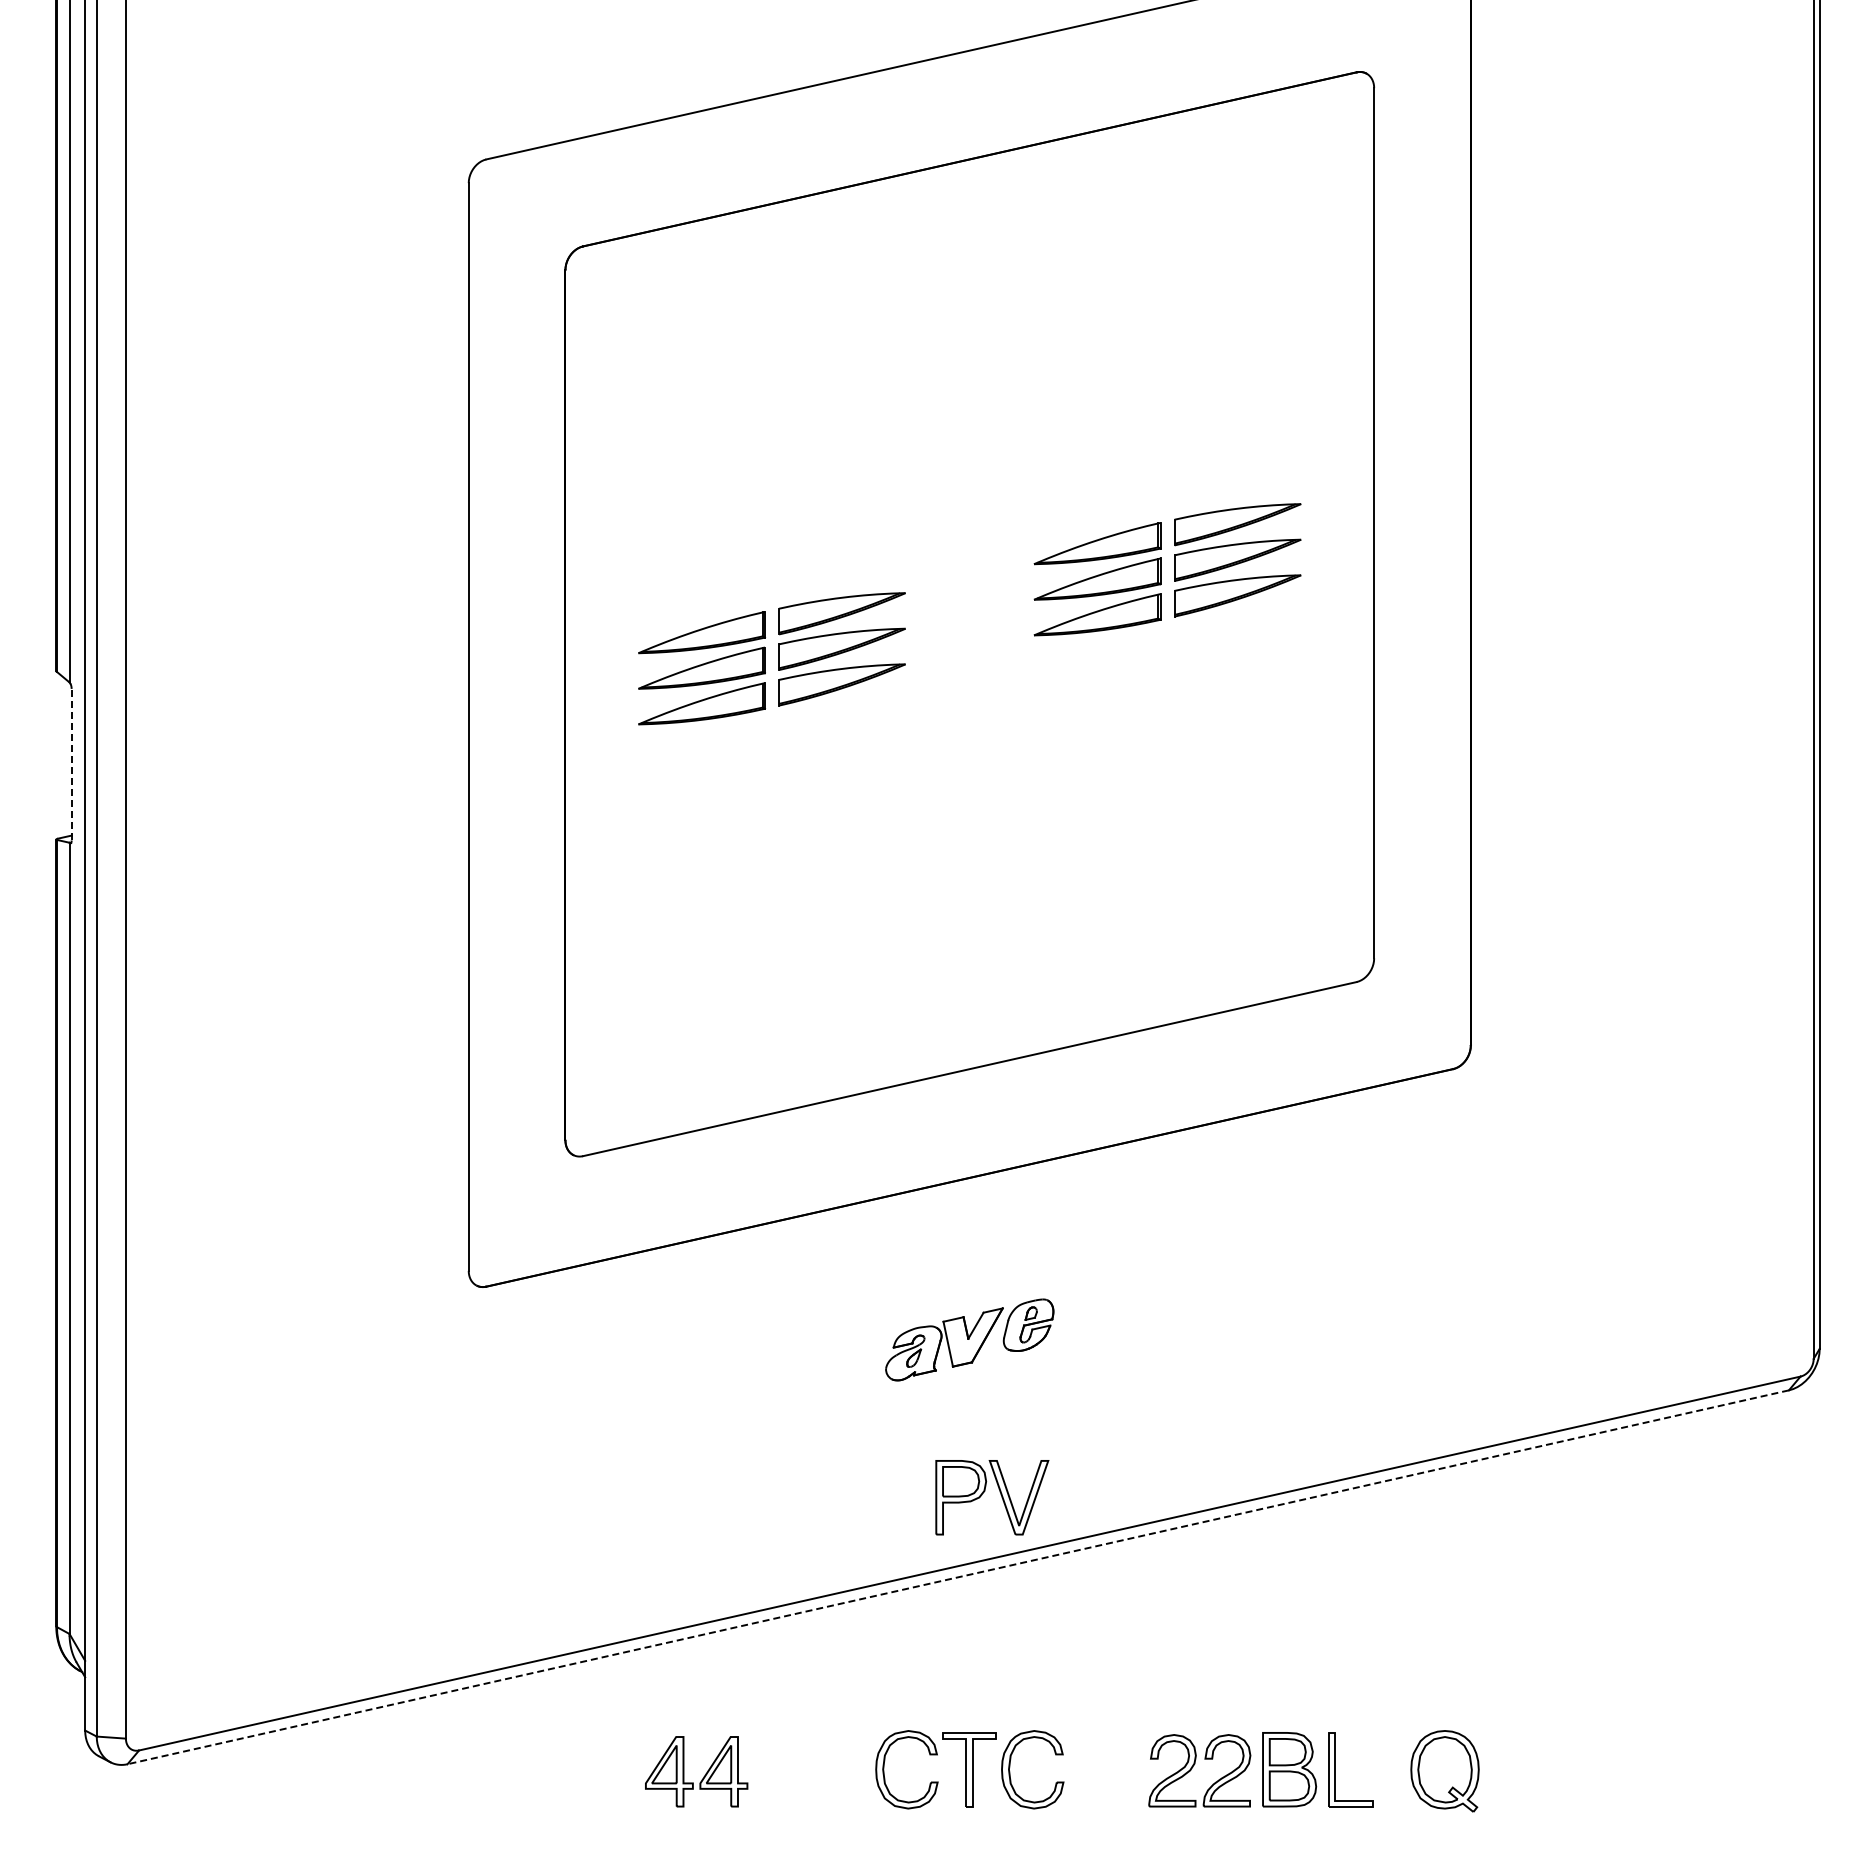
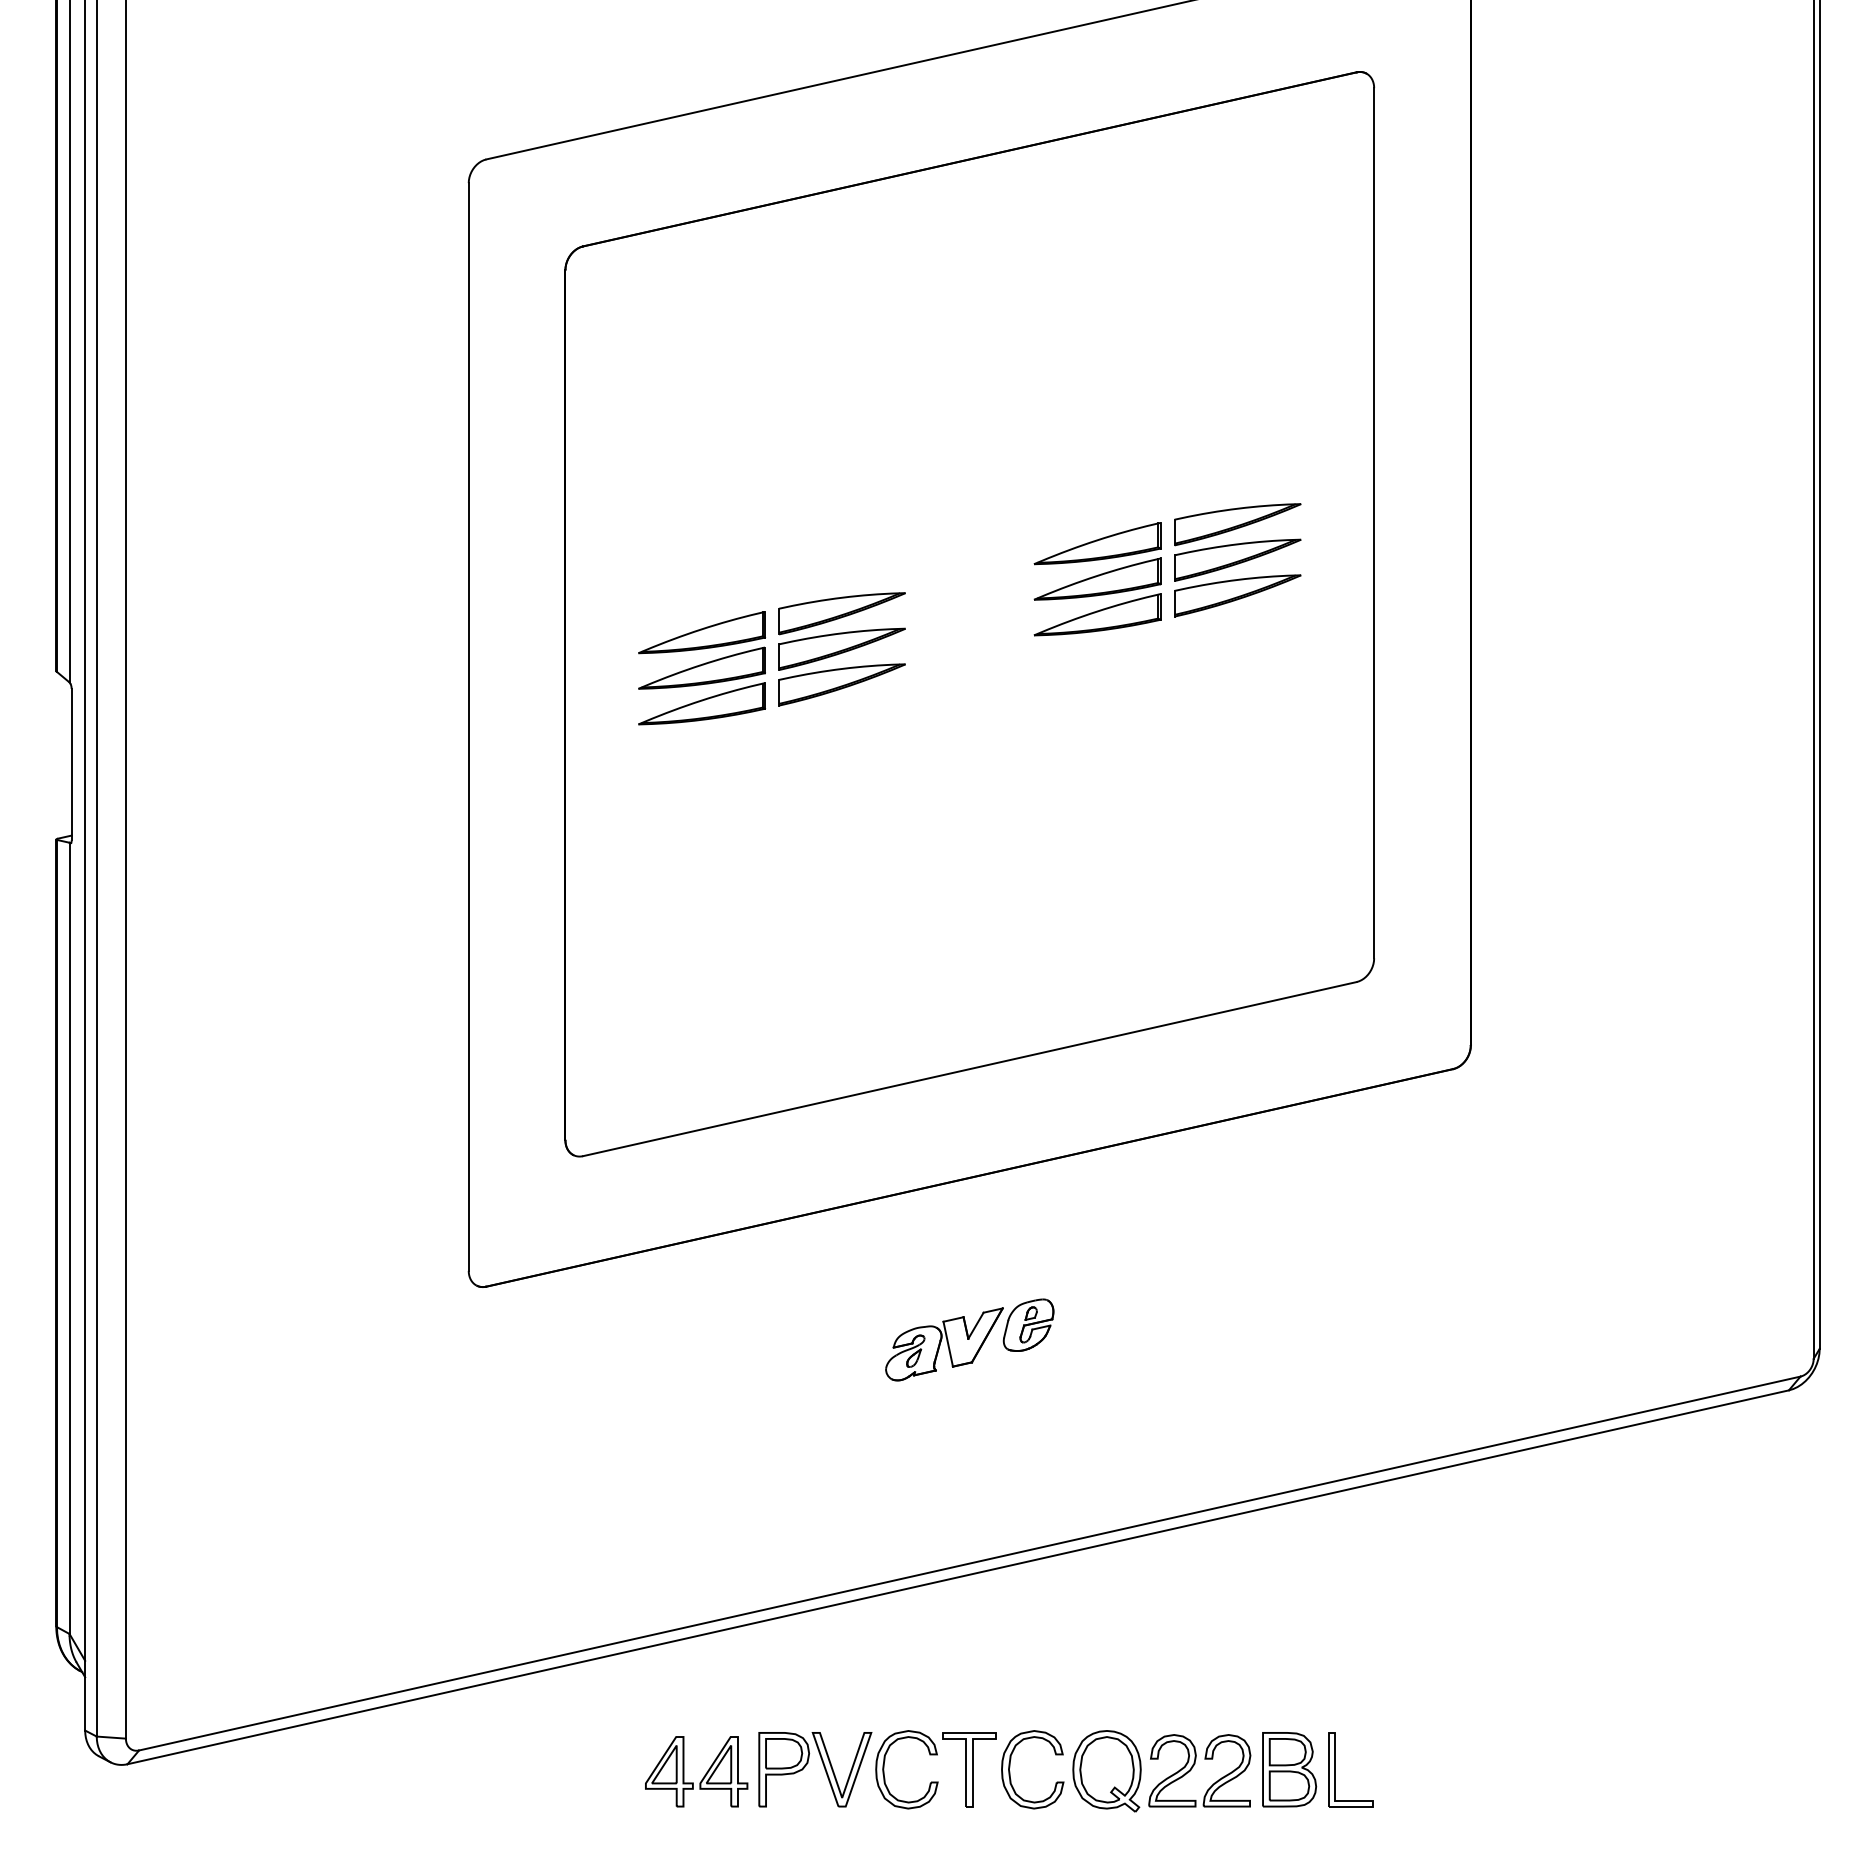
line: dashed -> solid (71, 764)
part position: (1000, 1494) -> (823, 1766) (823, 1766)
line: dashed -> solid (957, 1577)
part position: (1444, 1771) -> (1106, 1771) (1106, 1771)
